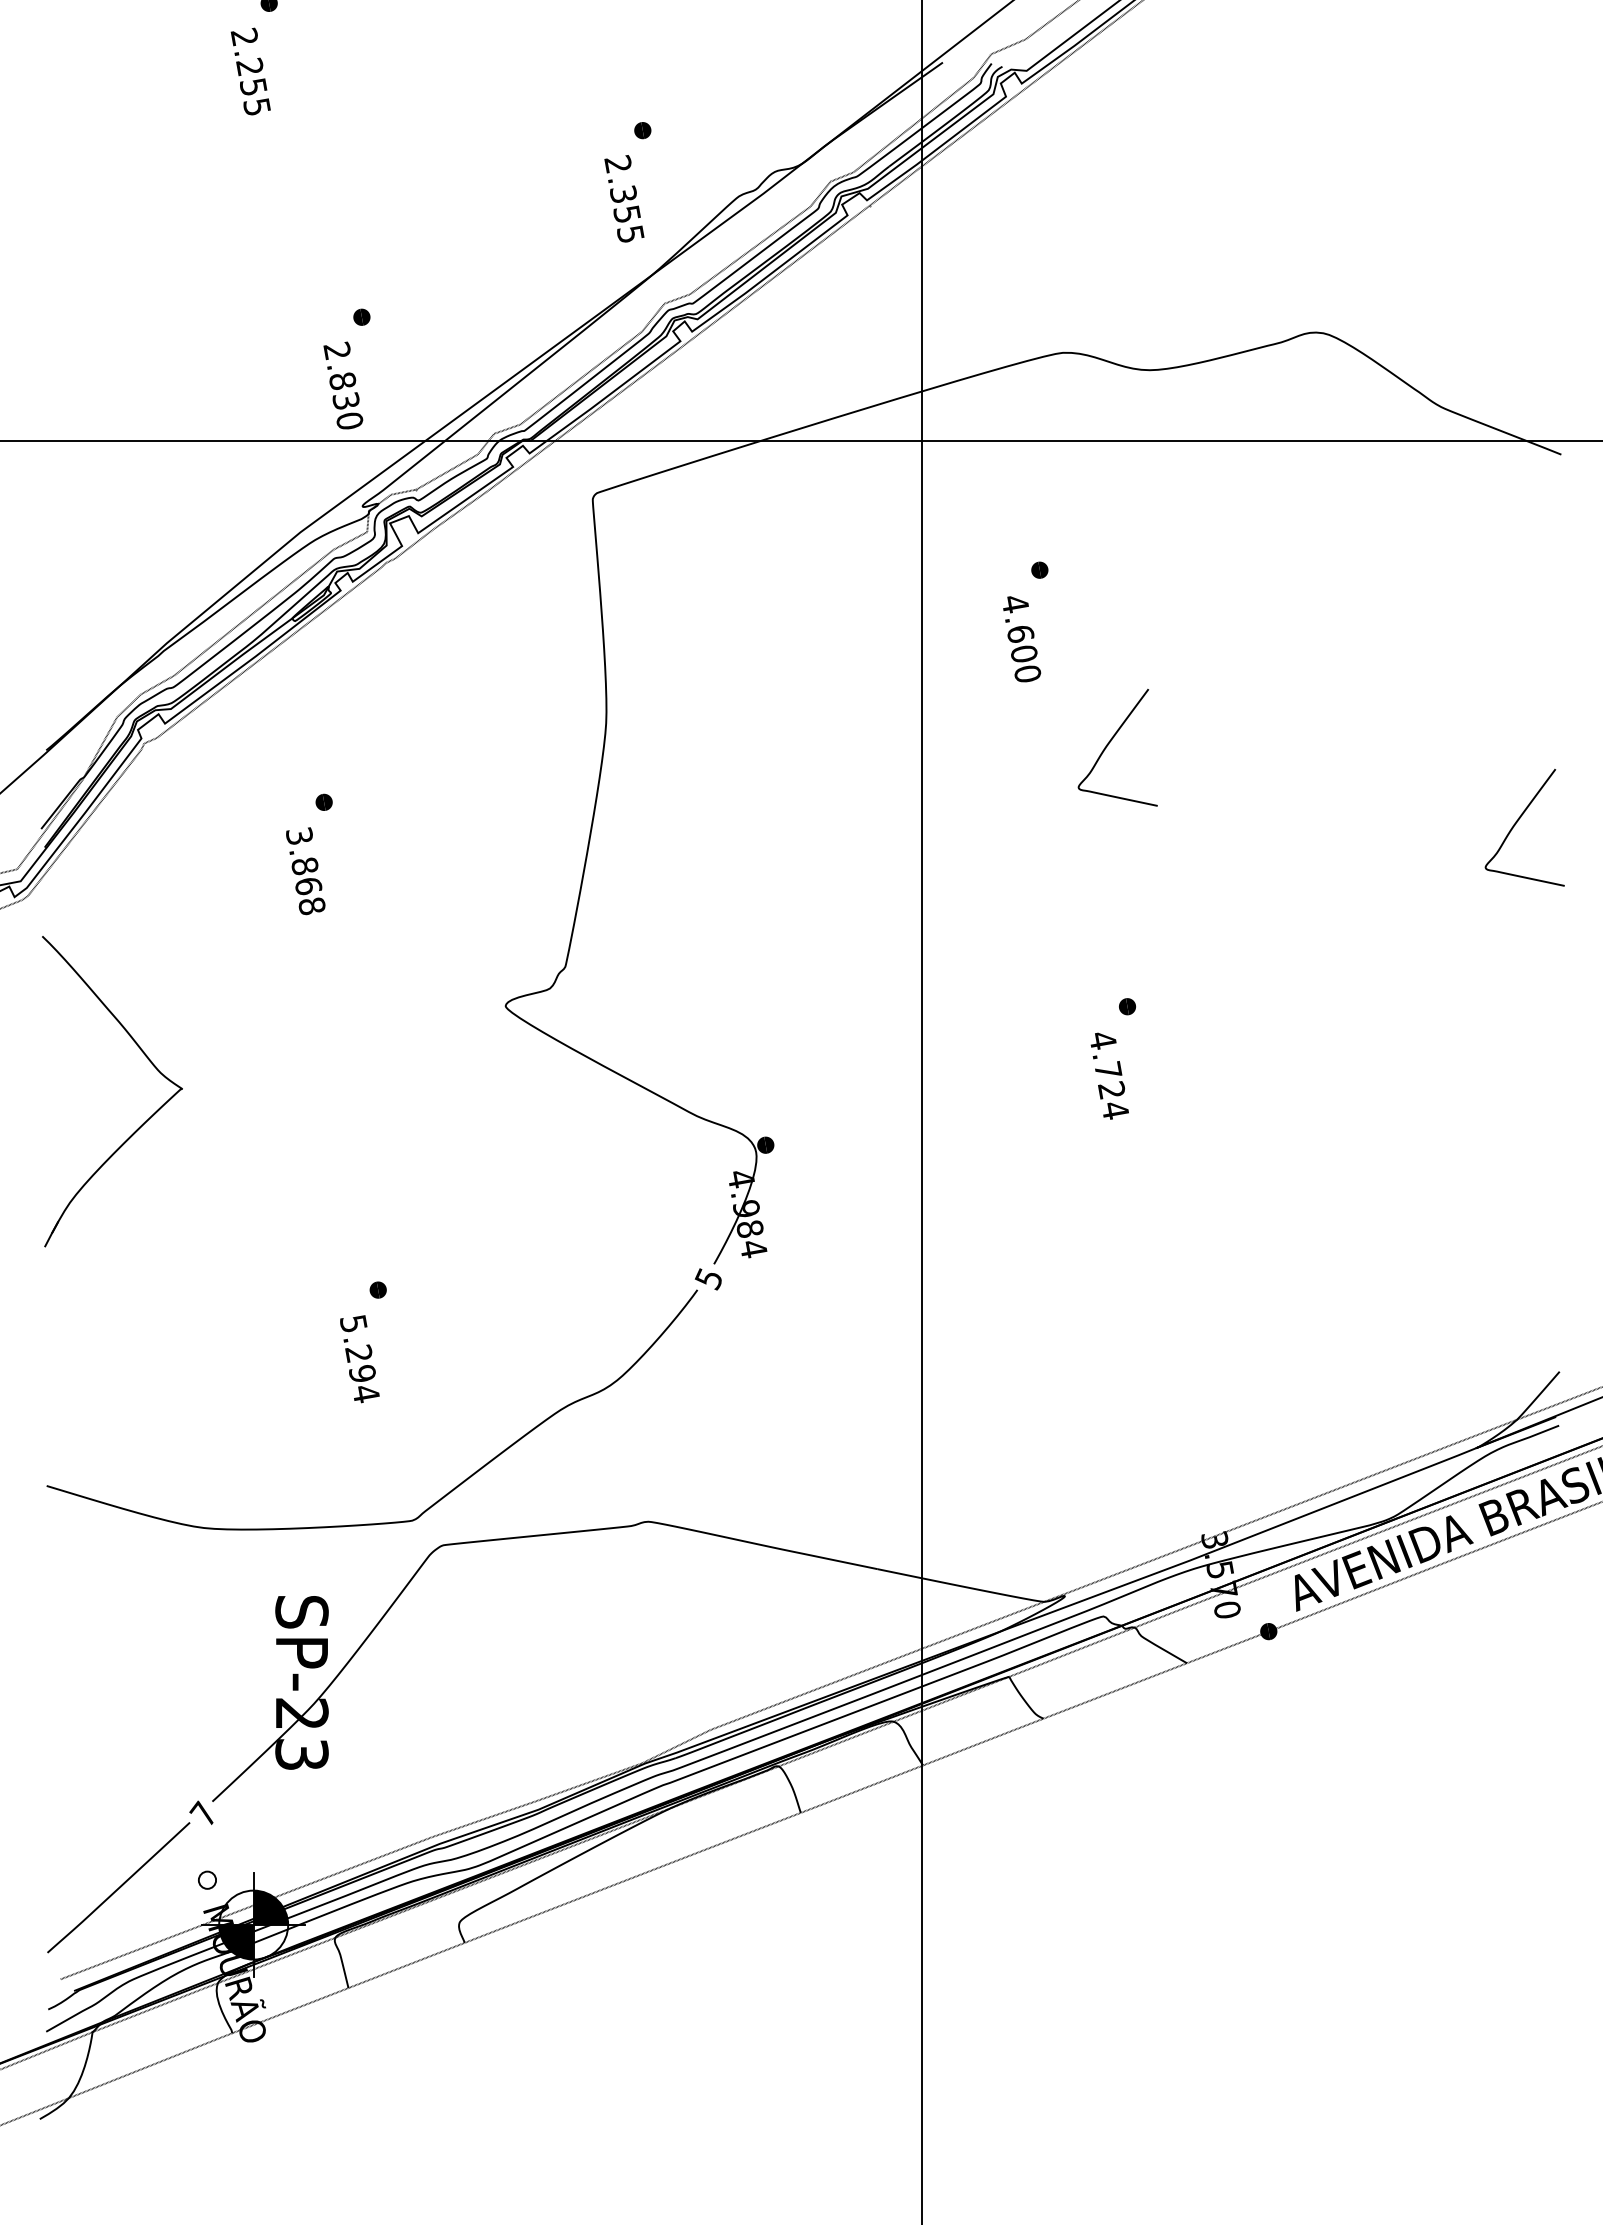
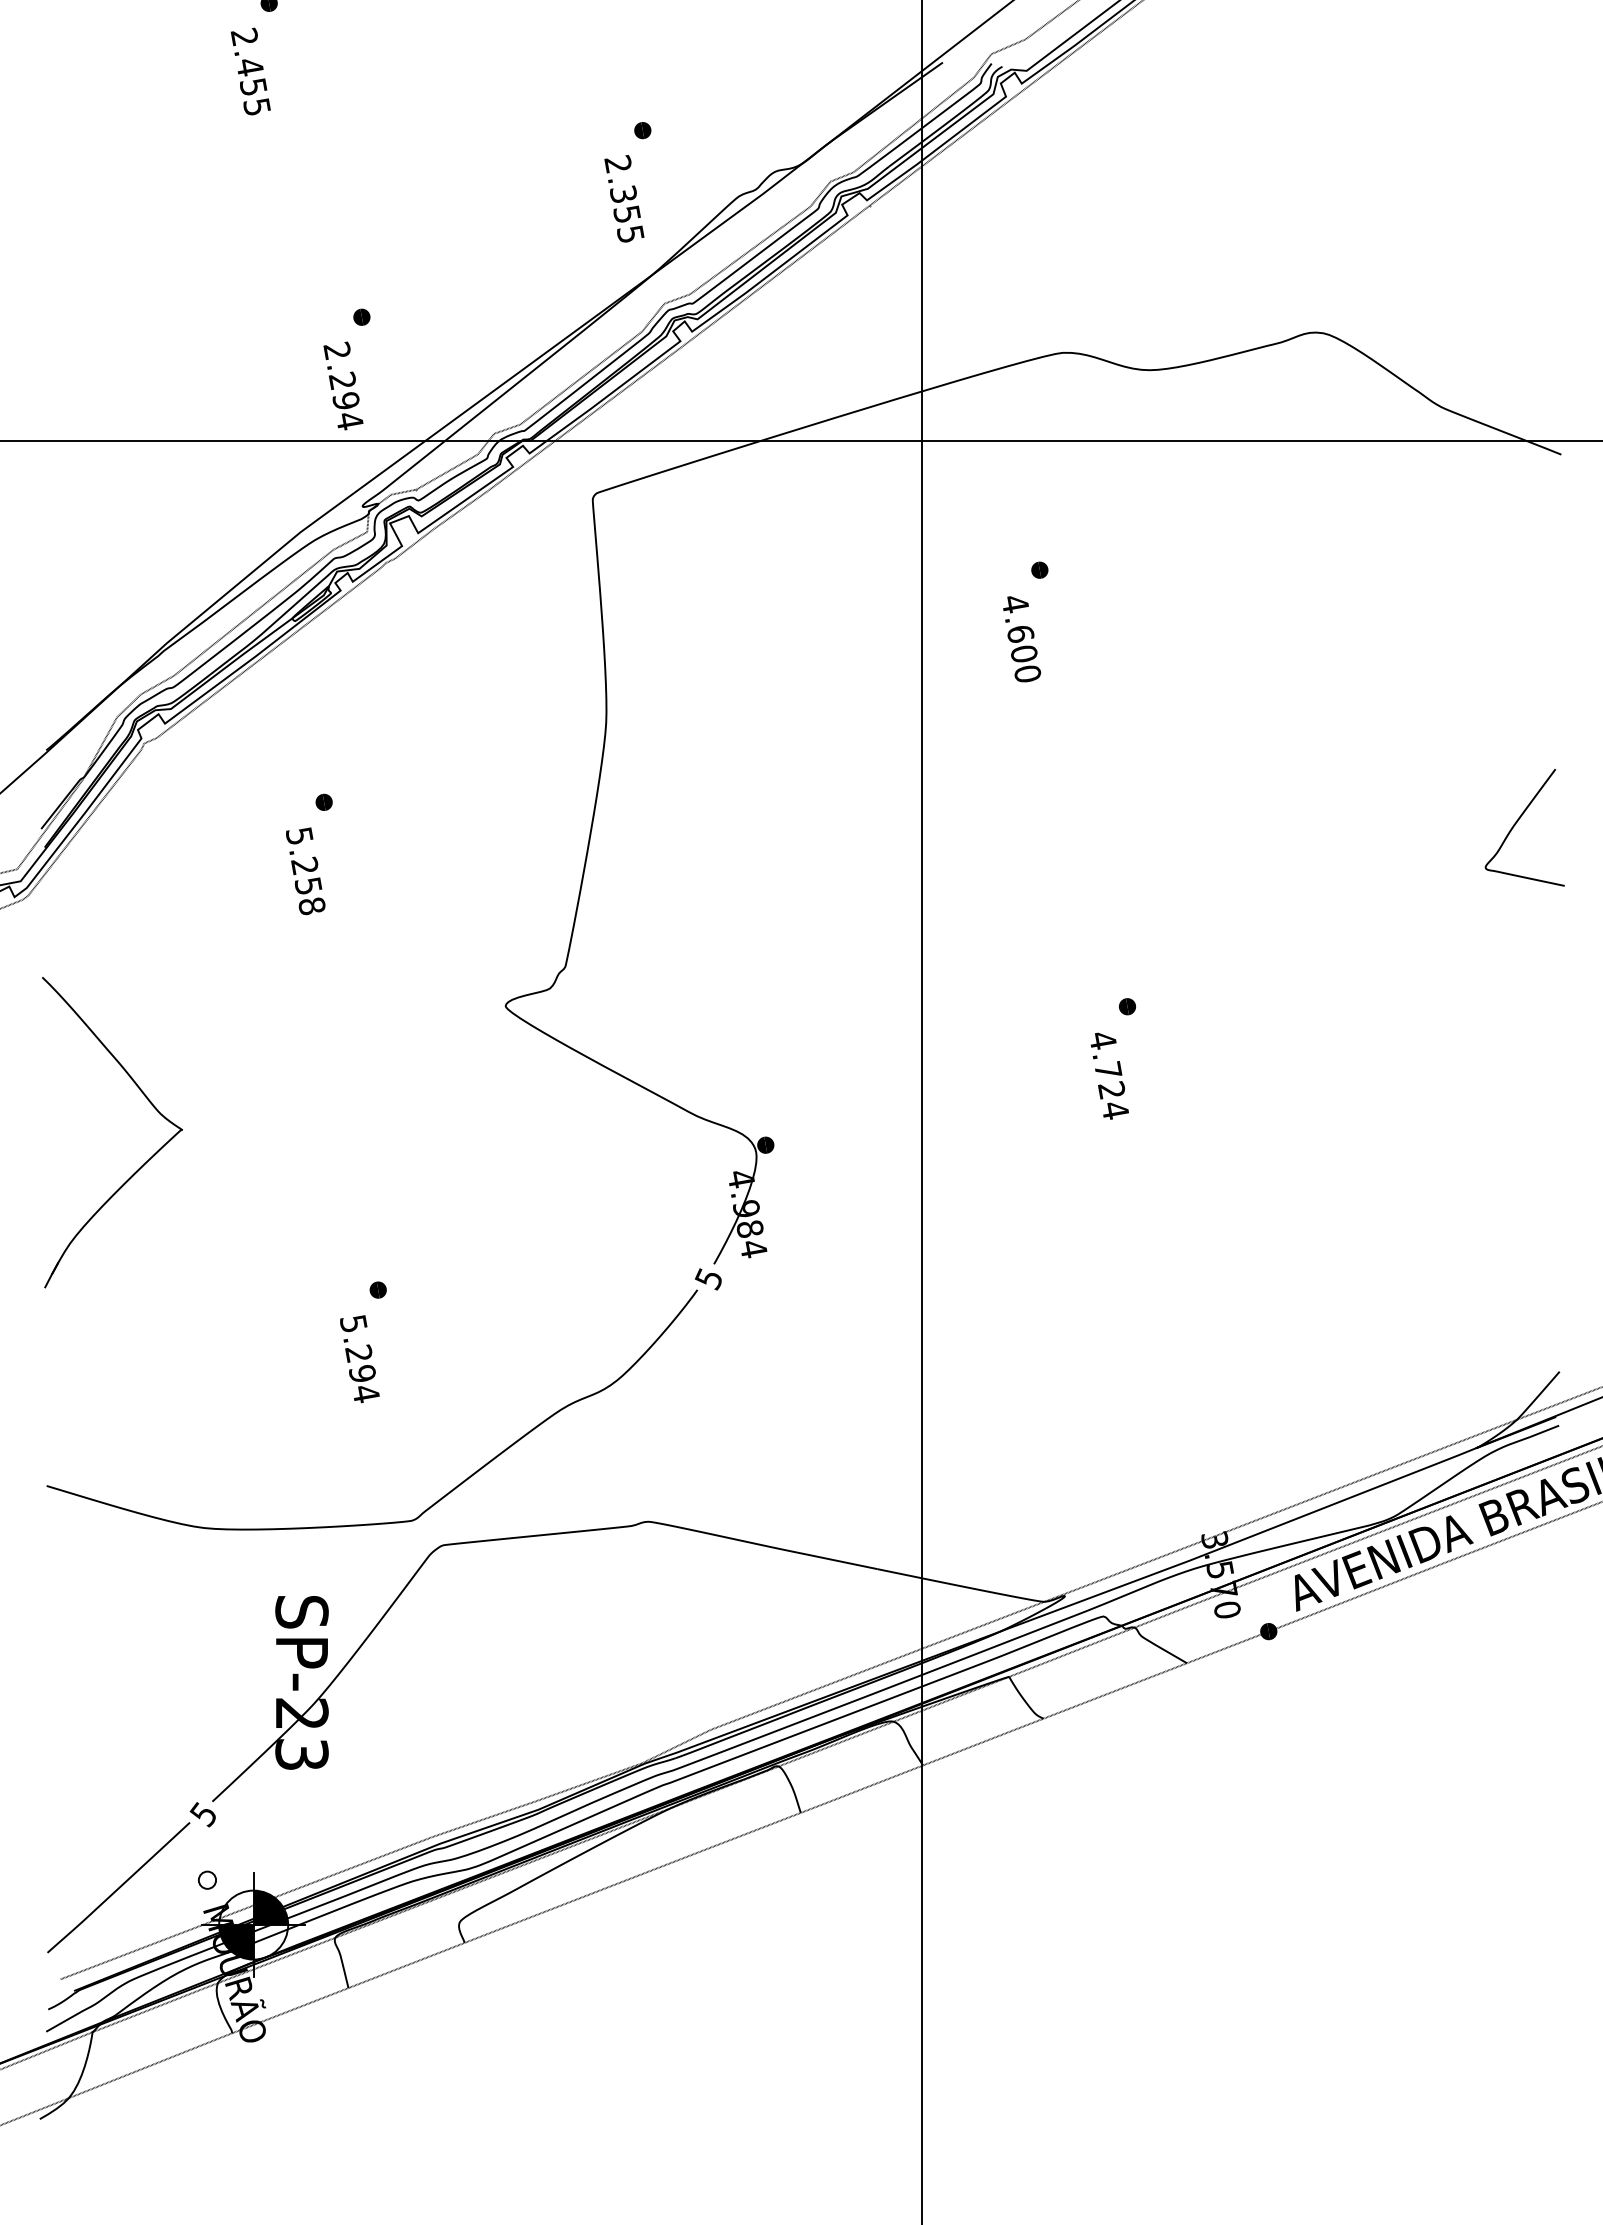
text: 2.255 -> 2.455 (249, 66)
text: 2.830 -> 2.294 (345, 400)
curve: present -> none (1111, 741)
text: 3.868 -> 5.258 (304, 861)
part position: (143, 1122) -> (143, 1163) (143, 1163)
text: 7 -> 5 (202, 1813)
